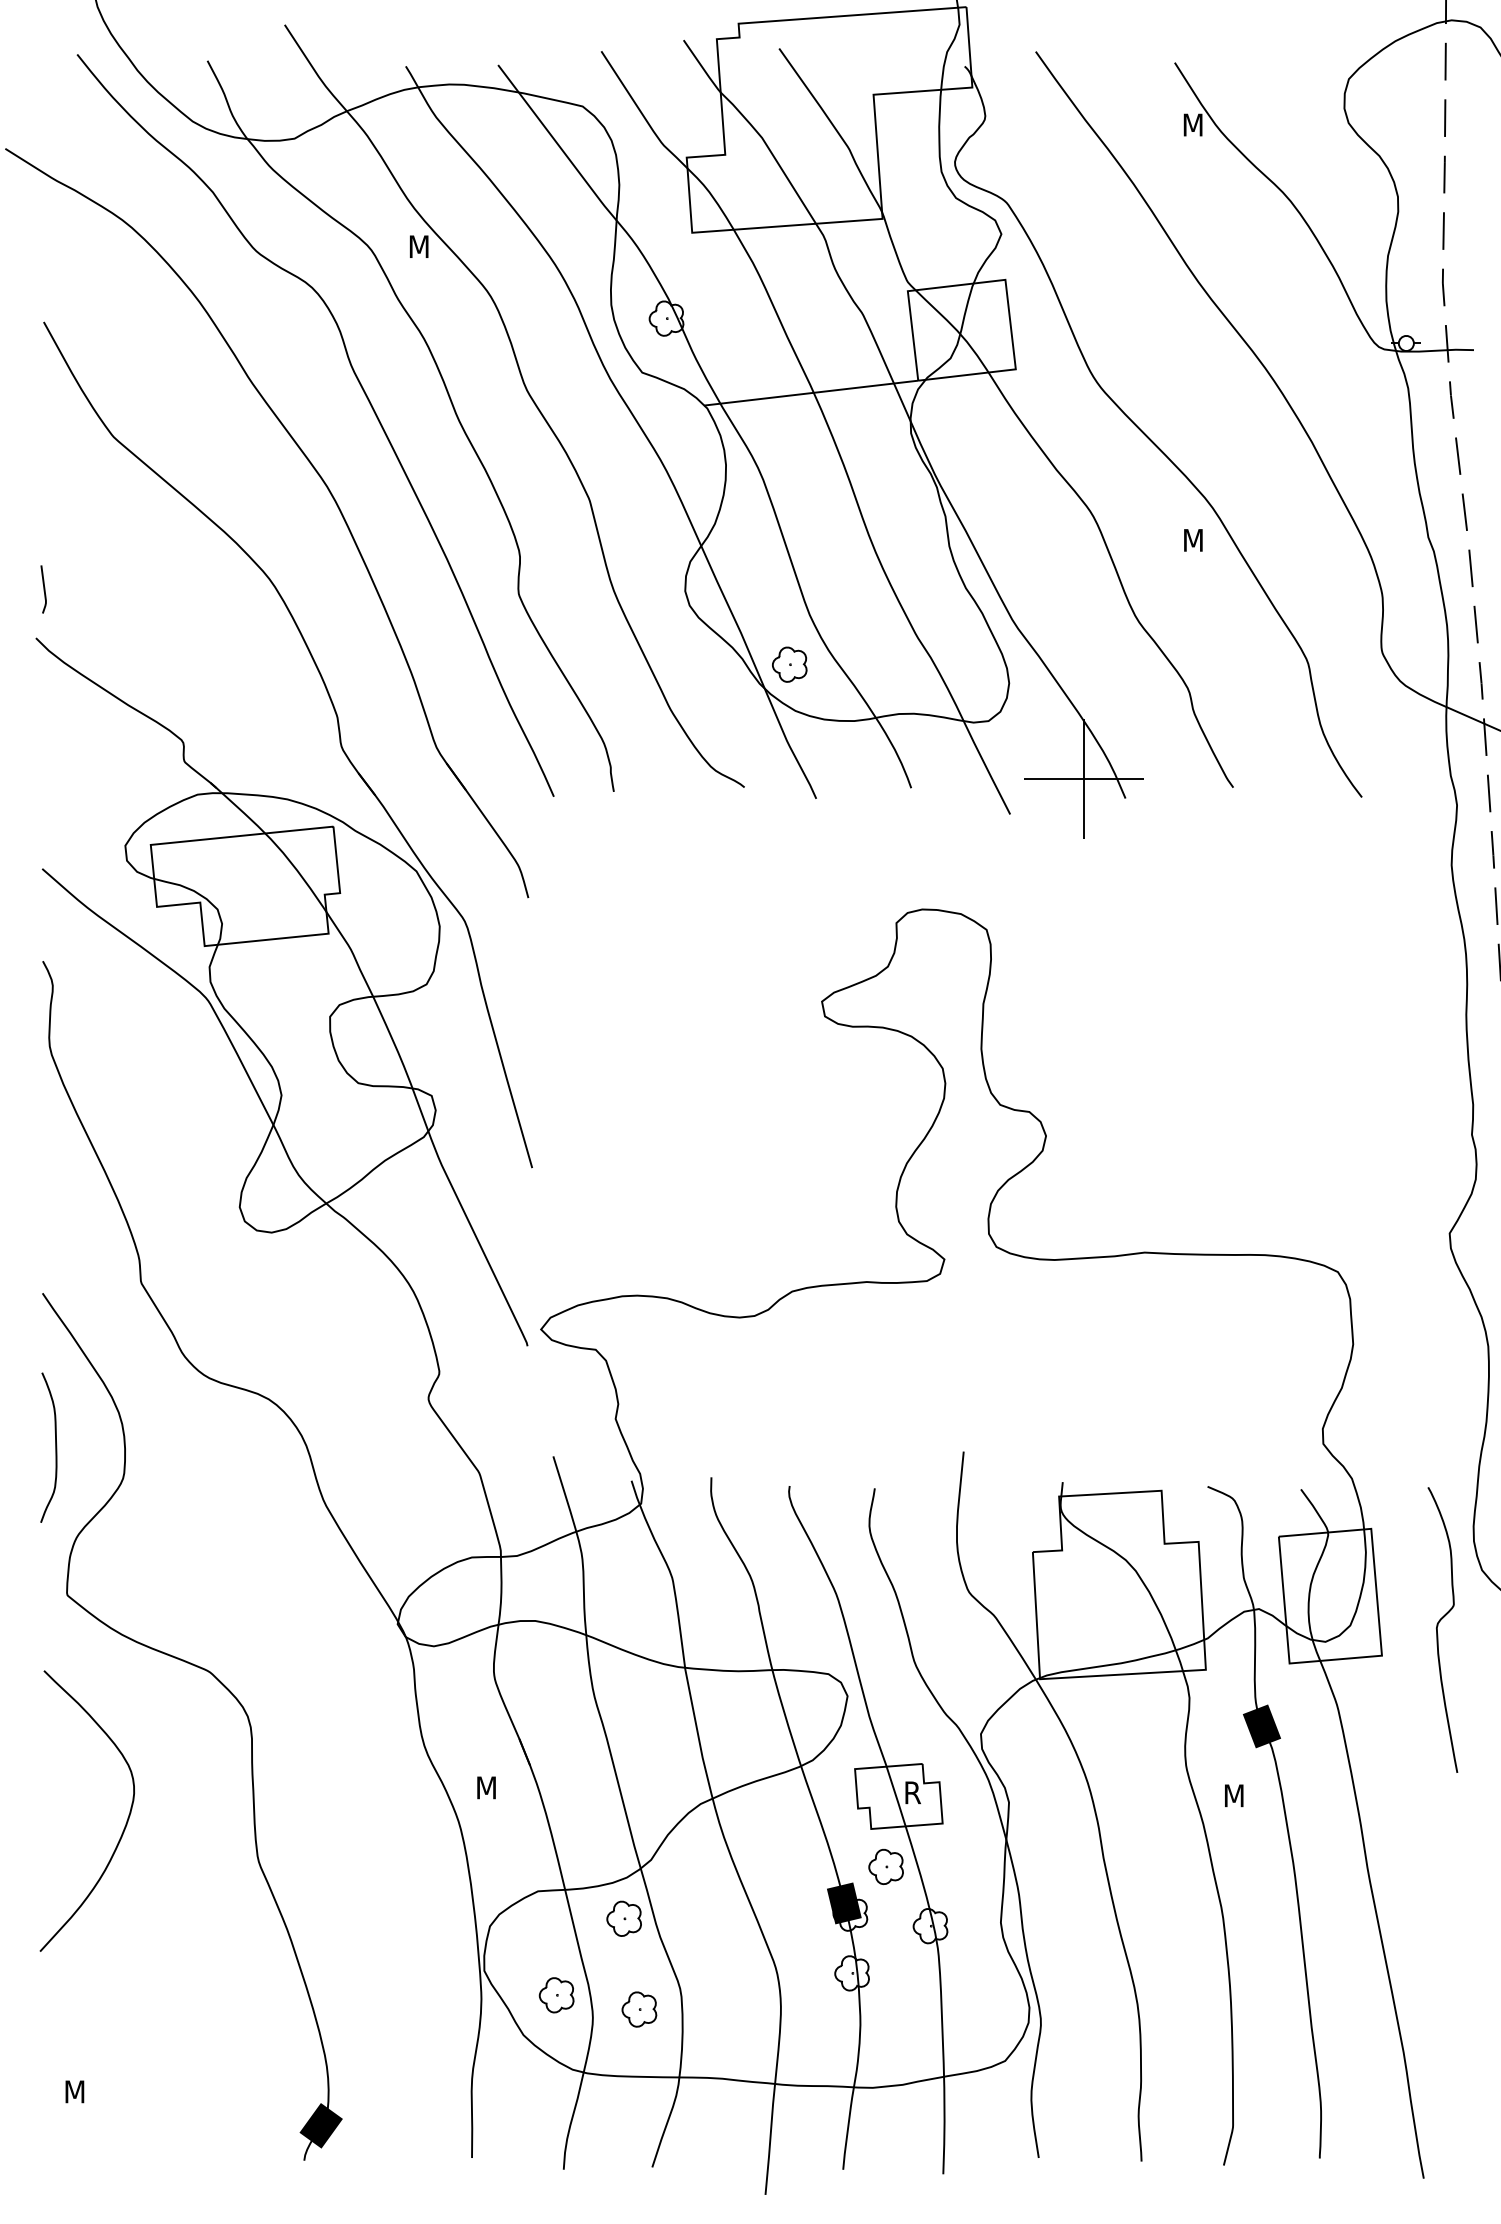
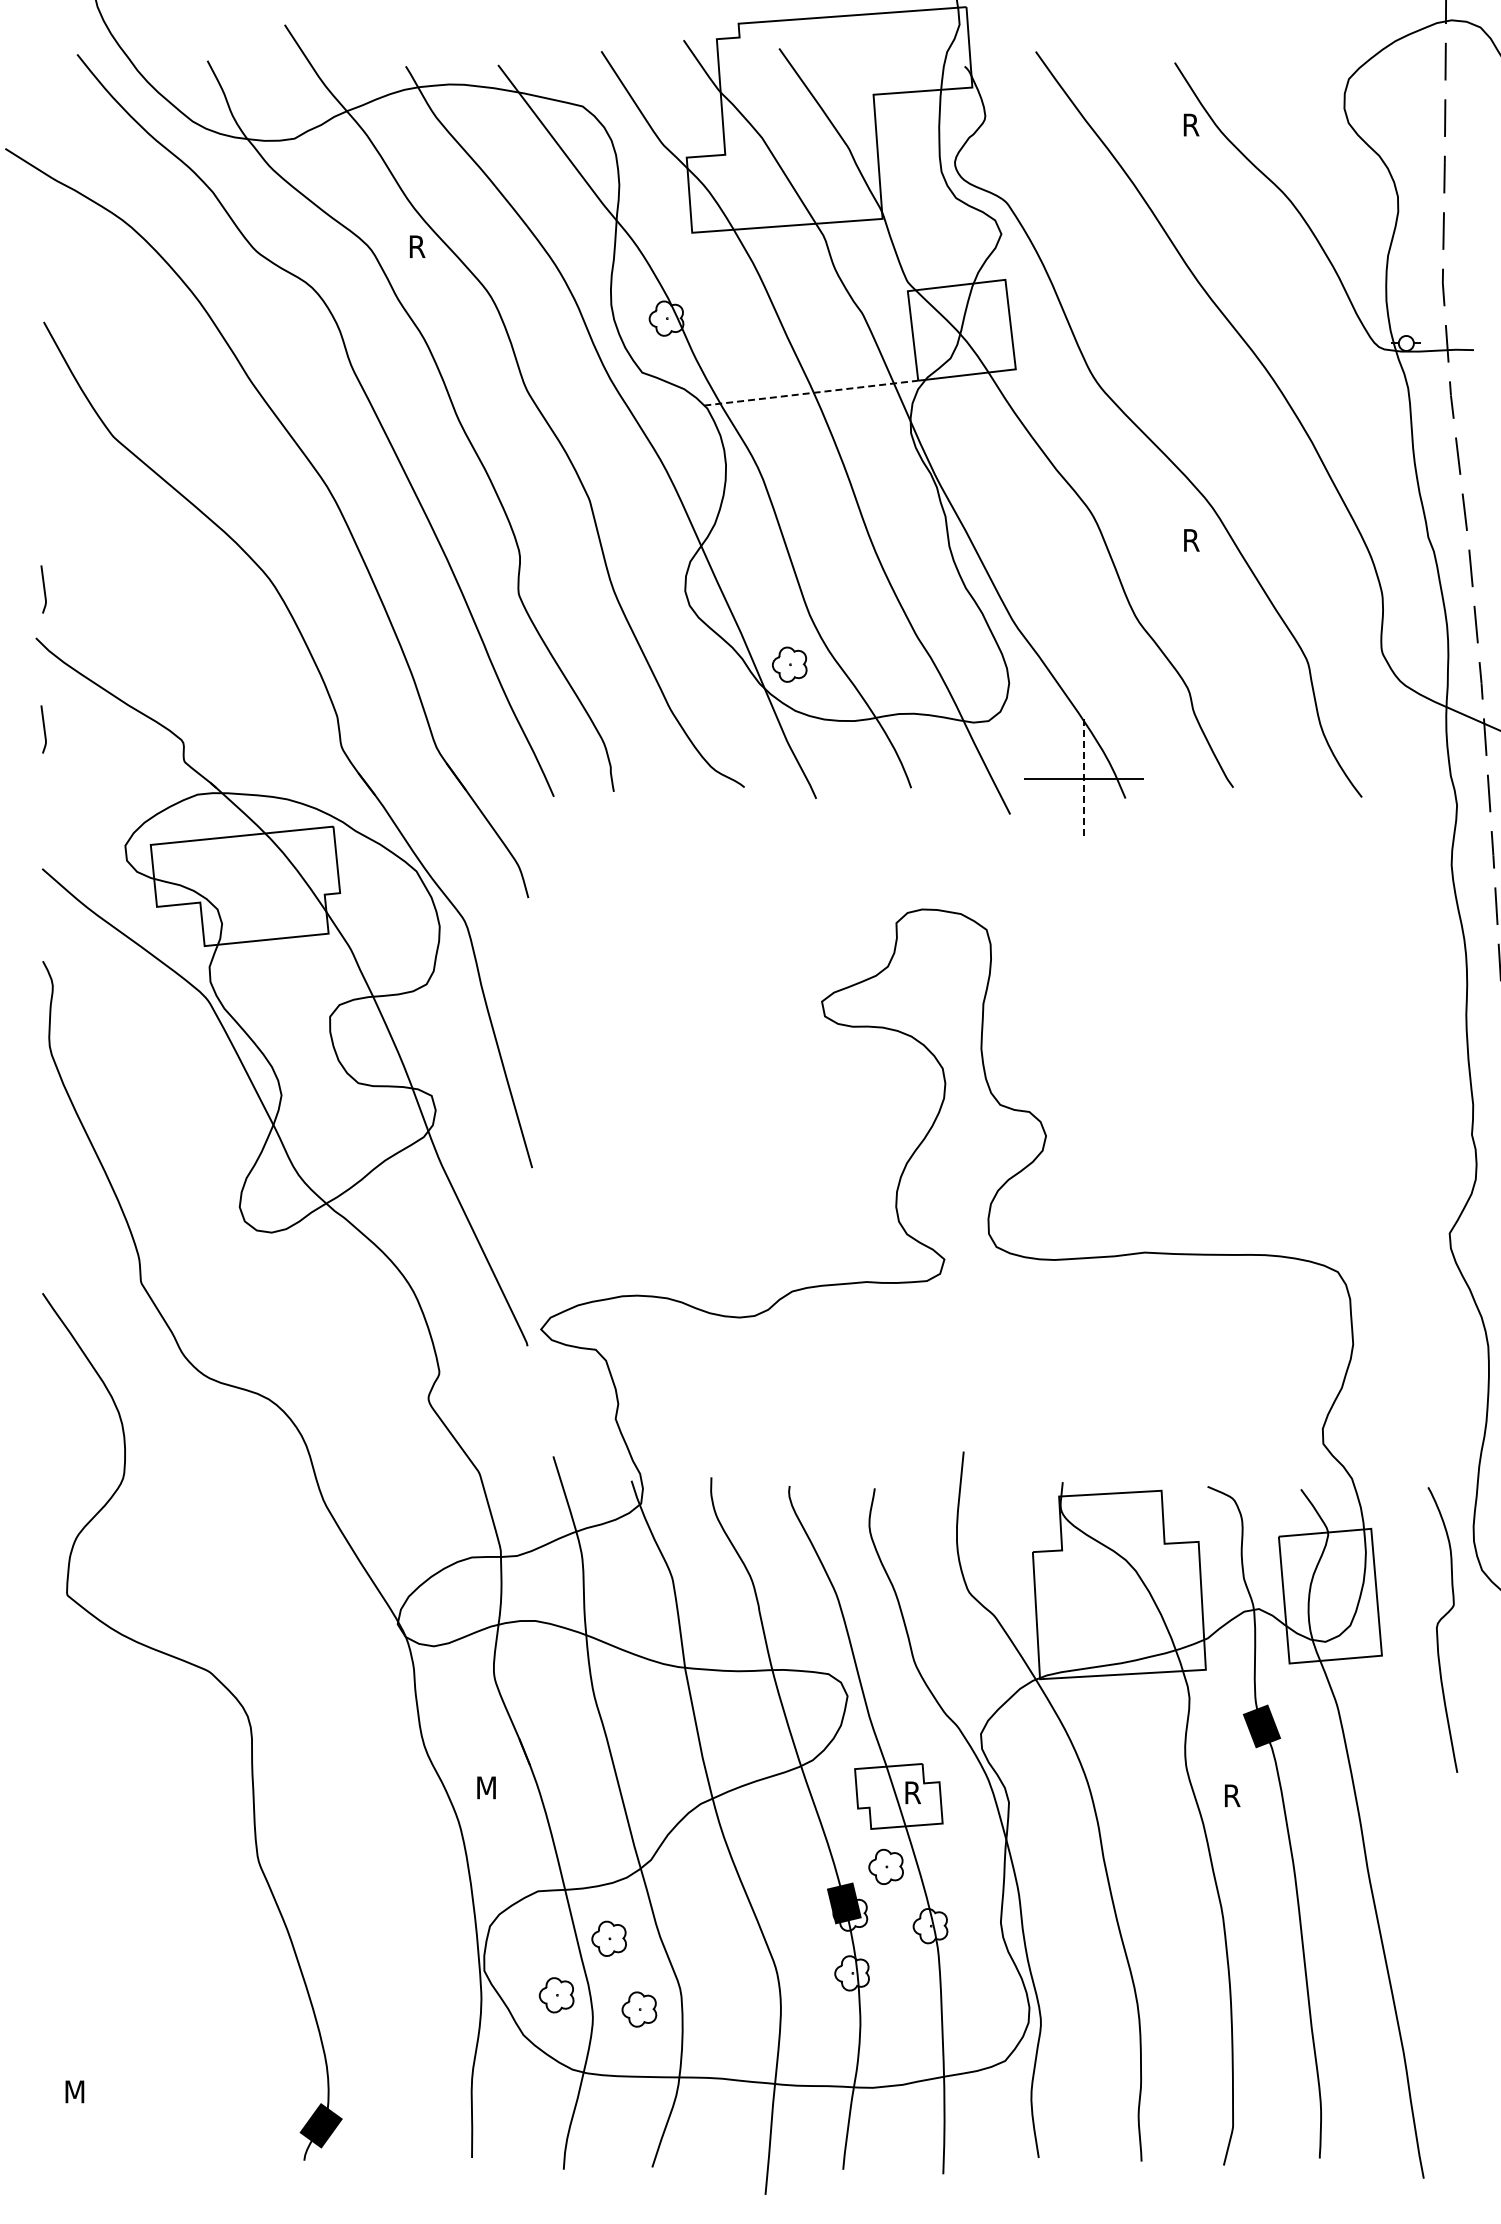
text: M -> R (1194, 124)
text: M -> R (420, 246)
line: solid -> dashed (811, 393)
text: M -> R (1194, 540)
line: none -> present (43, 729)
line: solid -> dashed (1083, 779)
curve: present -> none (55, 1447)
text: M -> R (1235, 1795)
curve: present -> none (125, 1823)
part position: (623, 1918) -> (608, 1938) (608, 1938)
